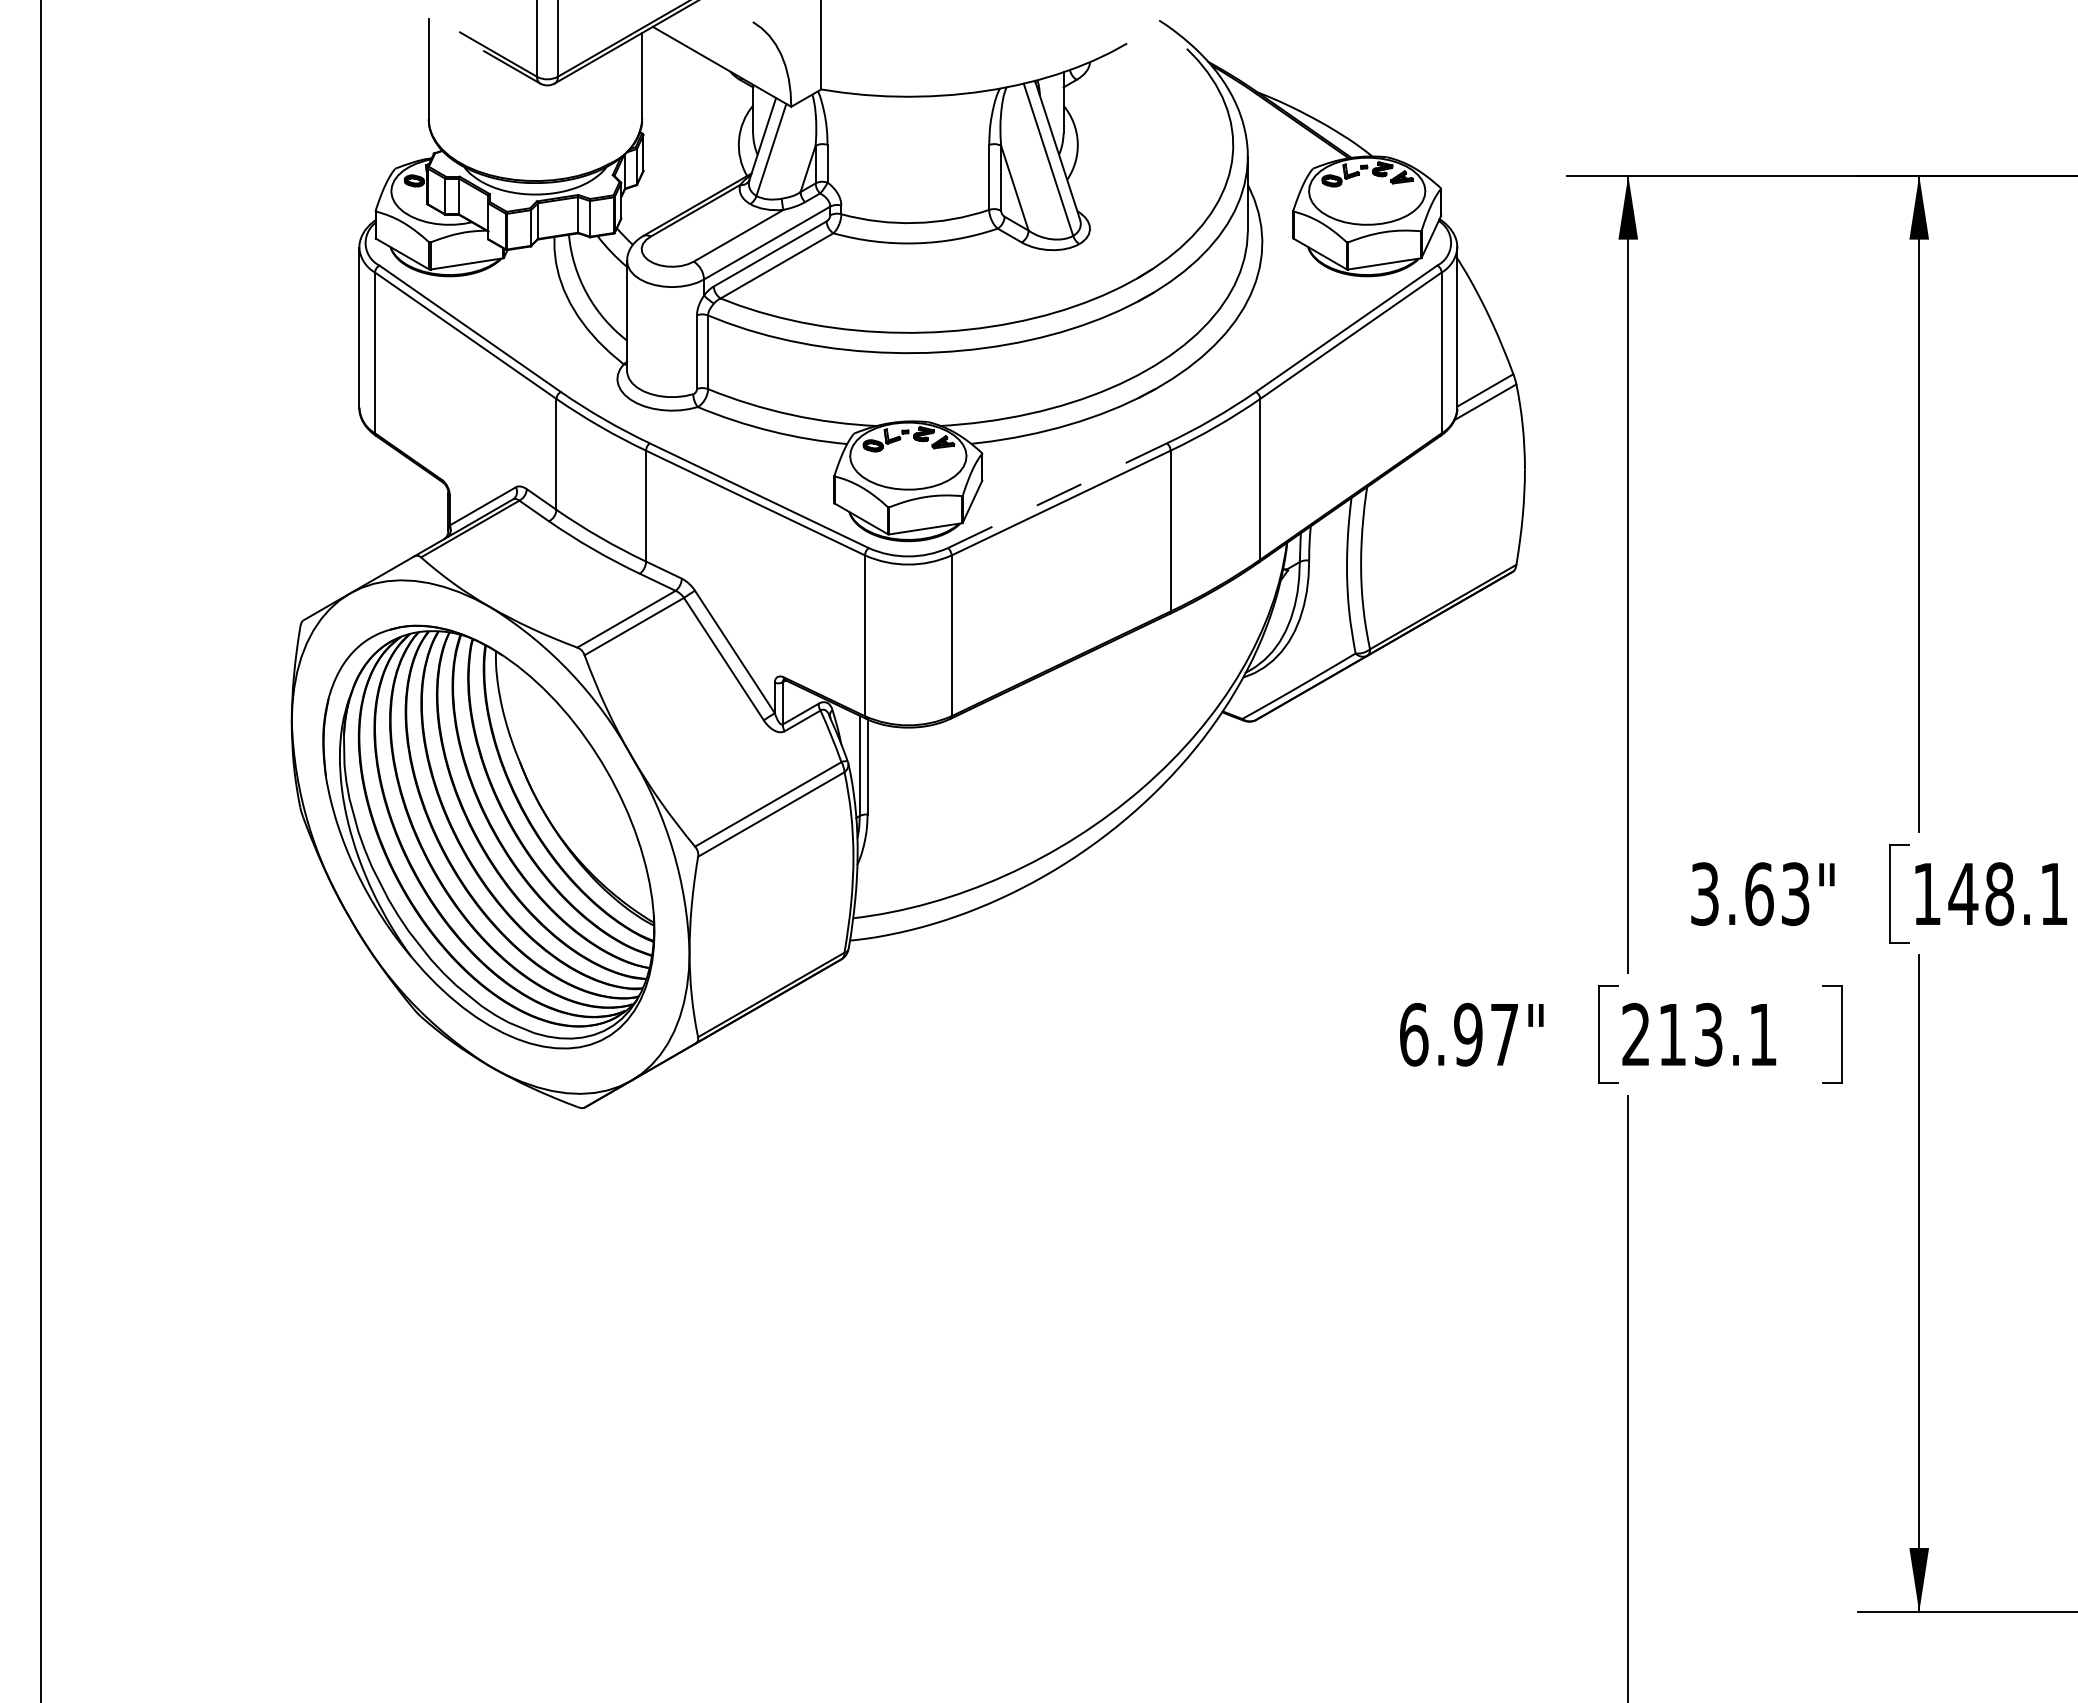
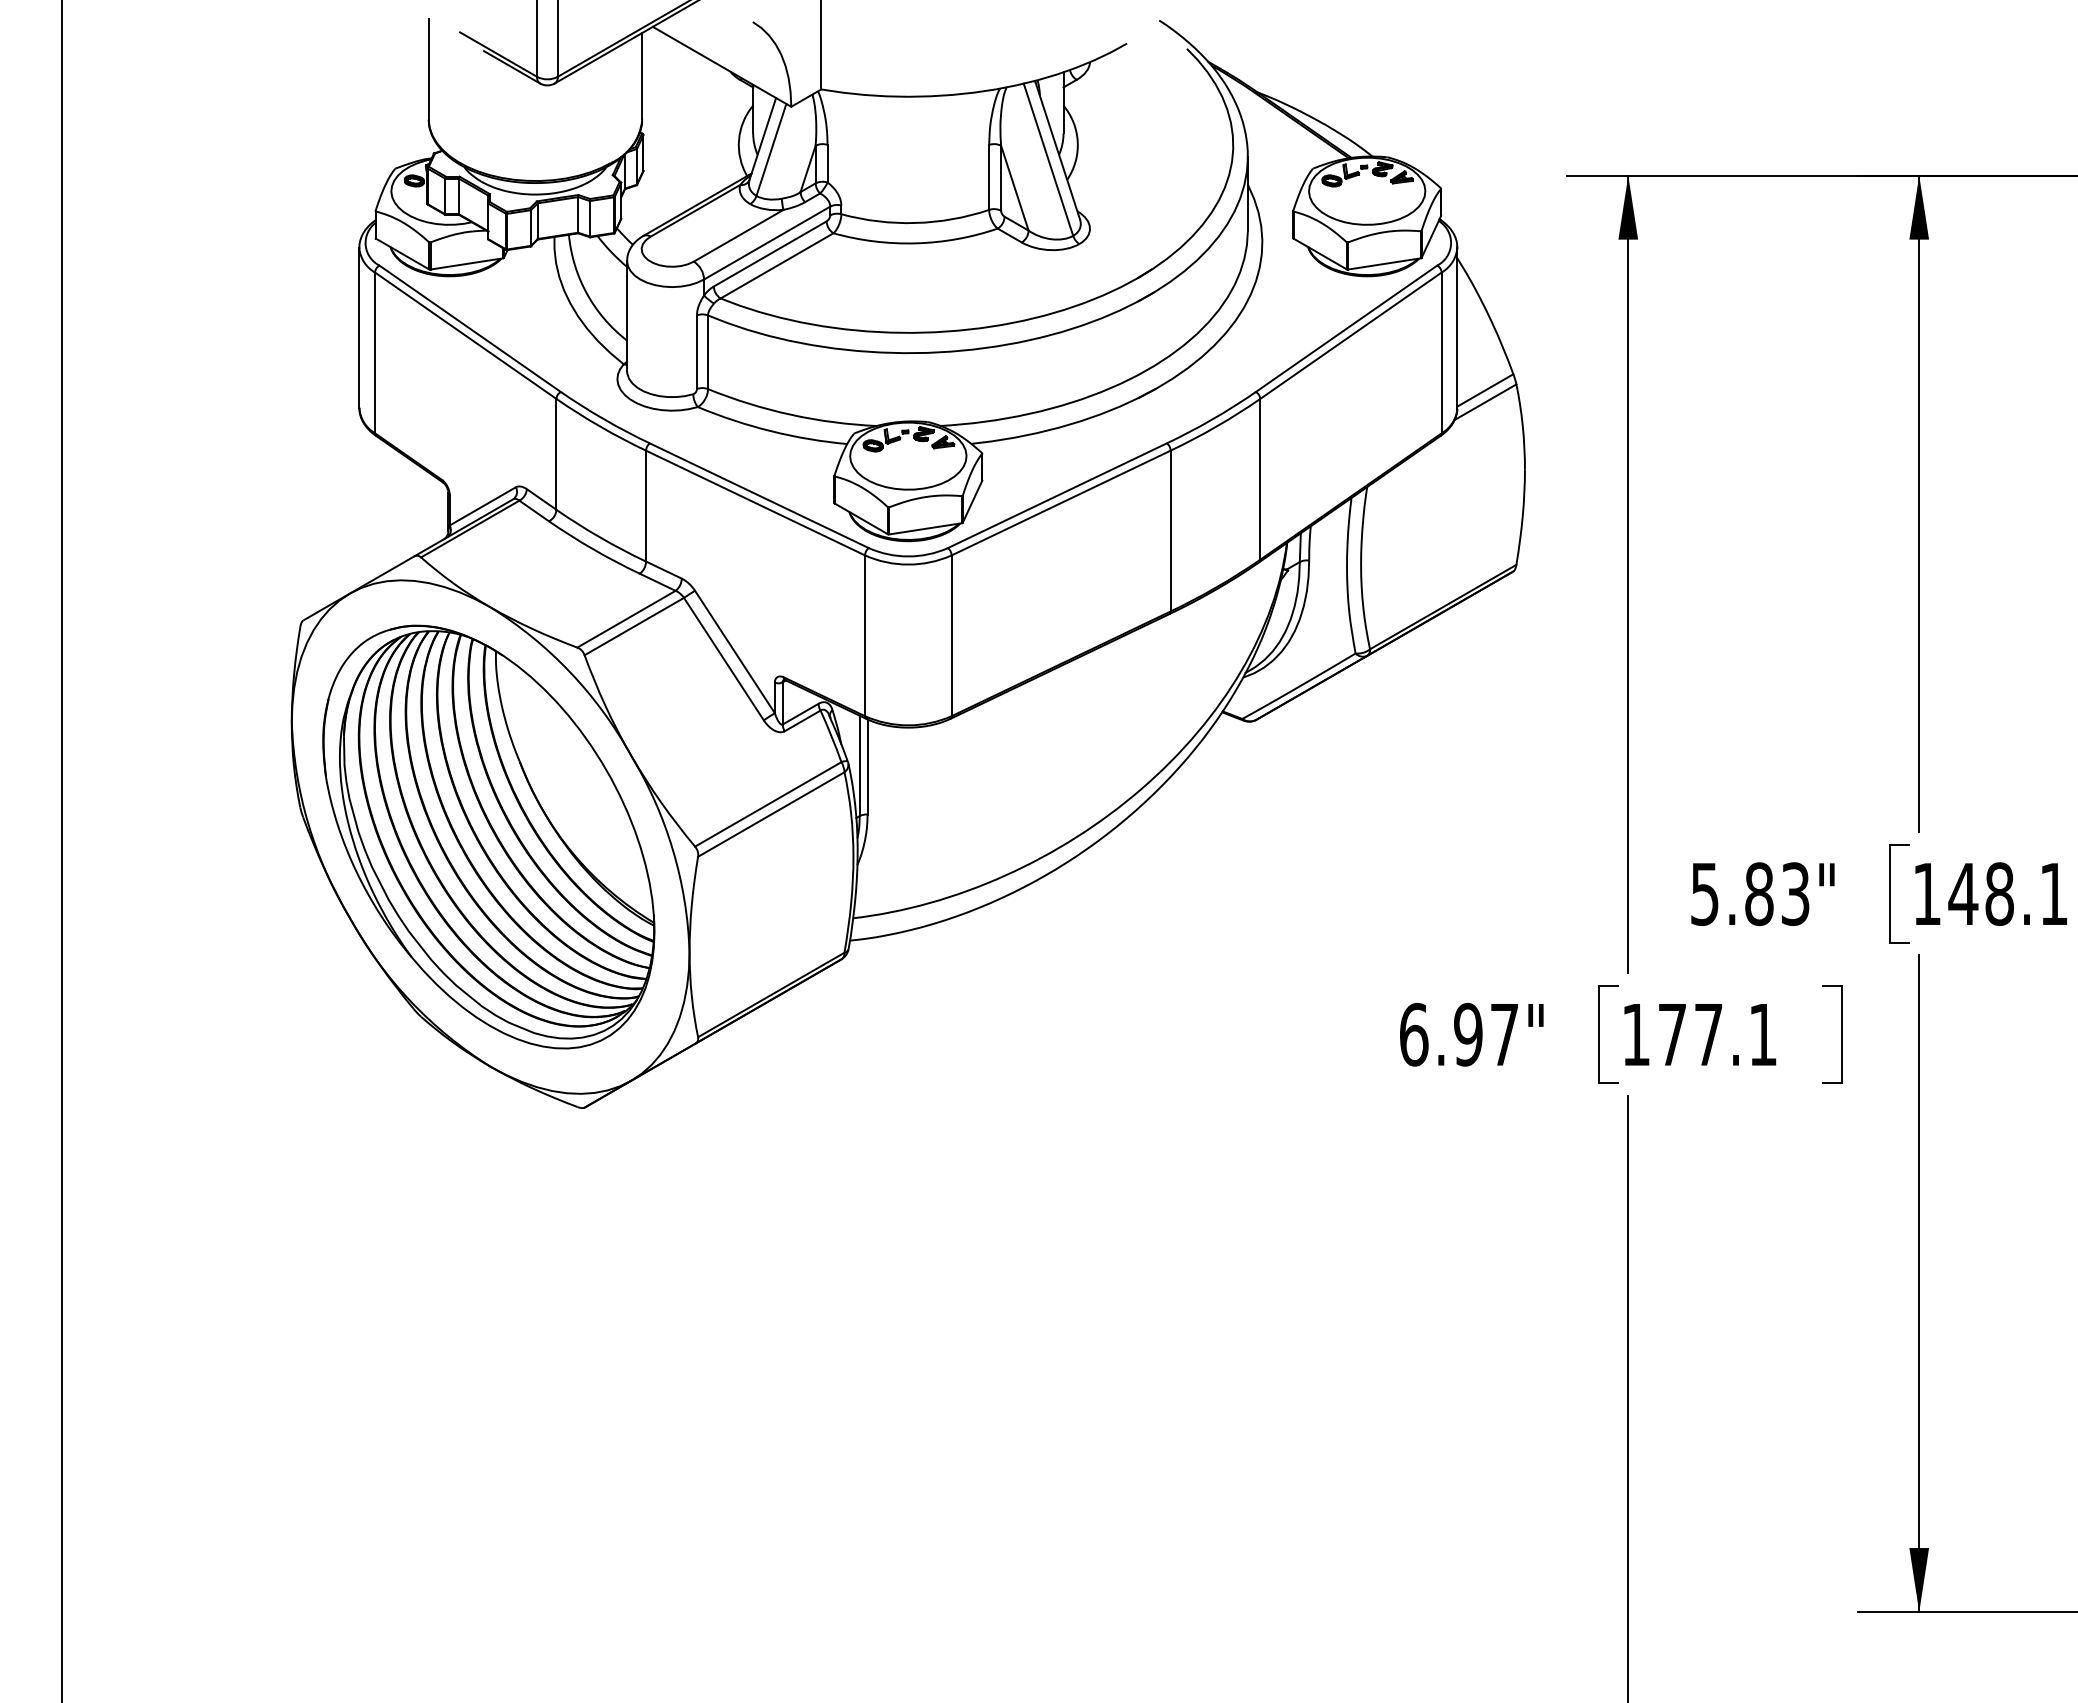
line: dashed -> solid (1057, 495)
line position: (41, 850) -> (62, 850) (62, 850)
text: 3.63" -> 5.83" (1732, 893)
text: 213.1 -> 177.1 (1672, 1034)
